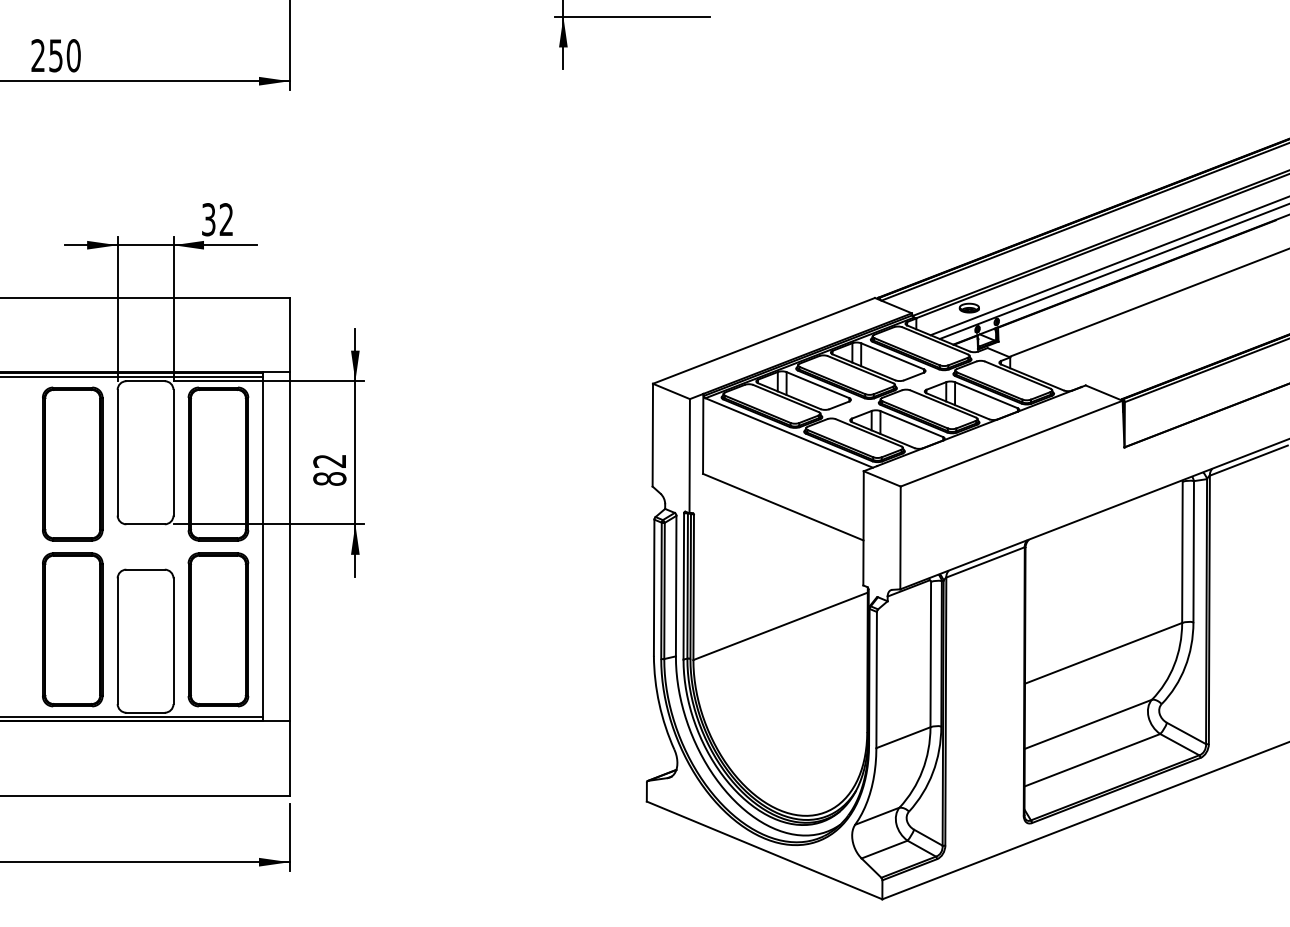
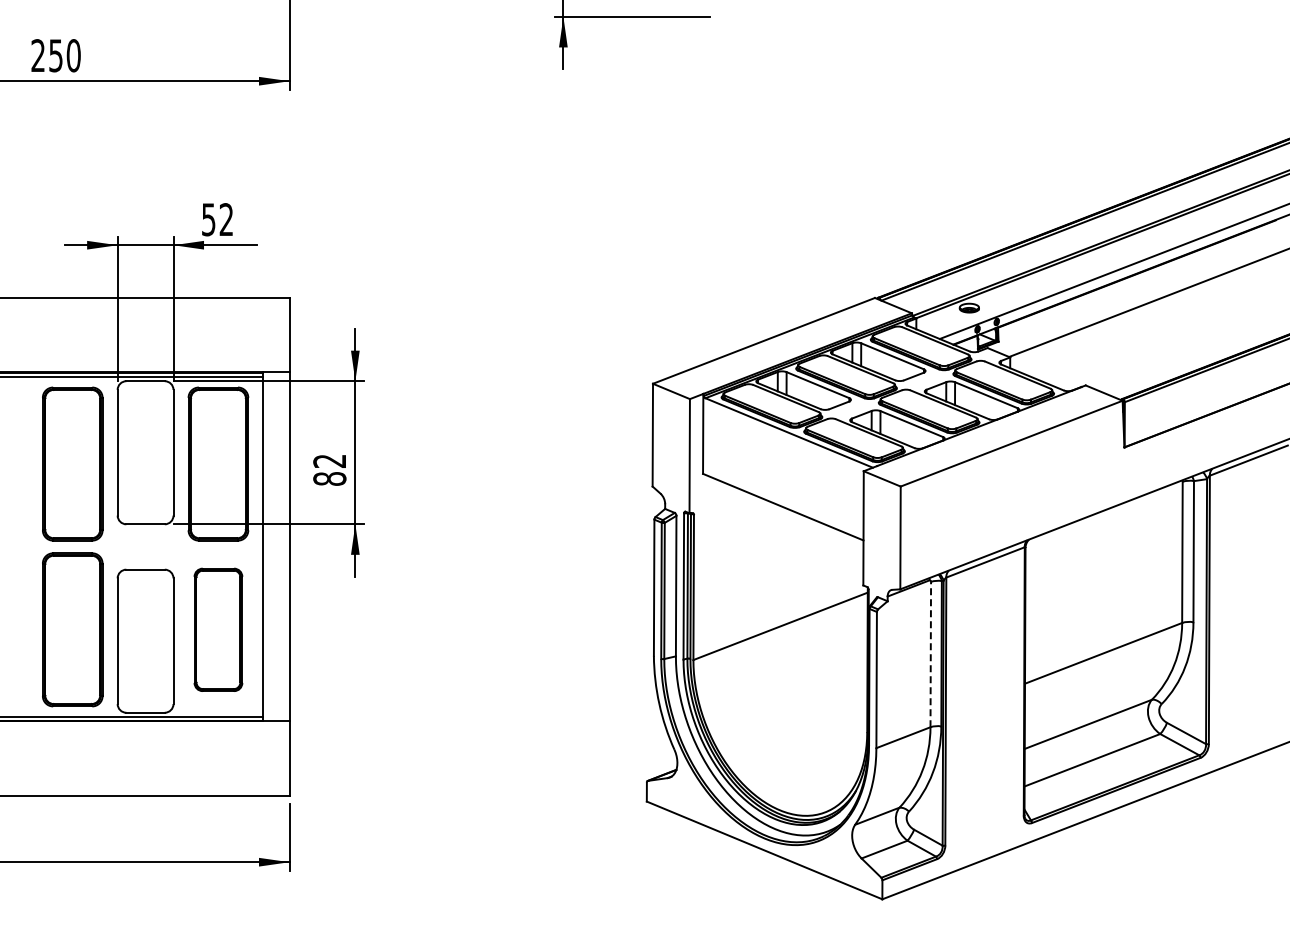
text: 32 -> 52 (208, 219)
line: present -> none (1108, 266)
part size: 63x156 px -> 51x125 px (218, 629)
line: solid -> dashed (930, 654)
